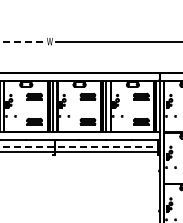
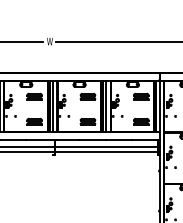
line: dashed -> solid (22, 41)
line: dashed -> solid (78, 147)
